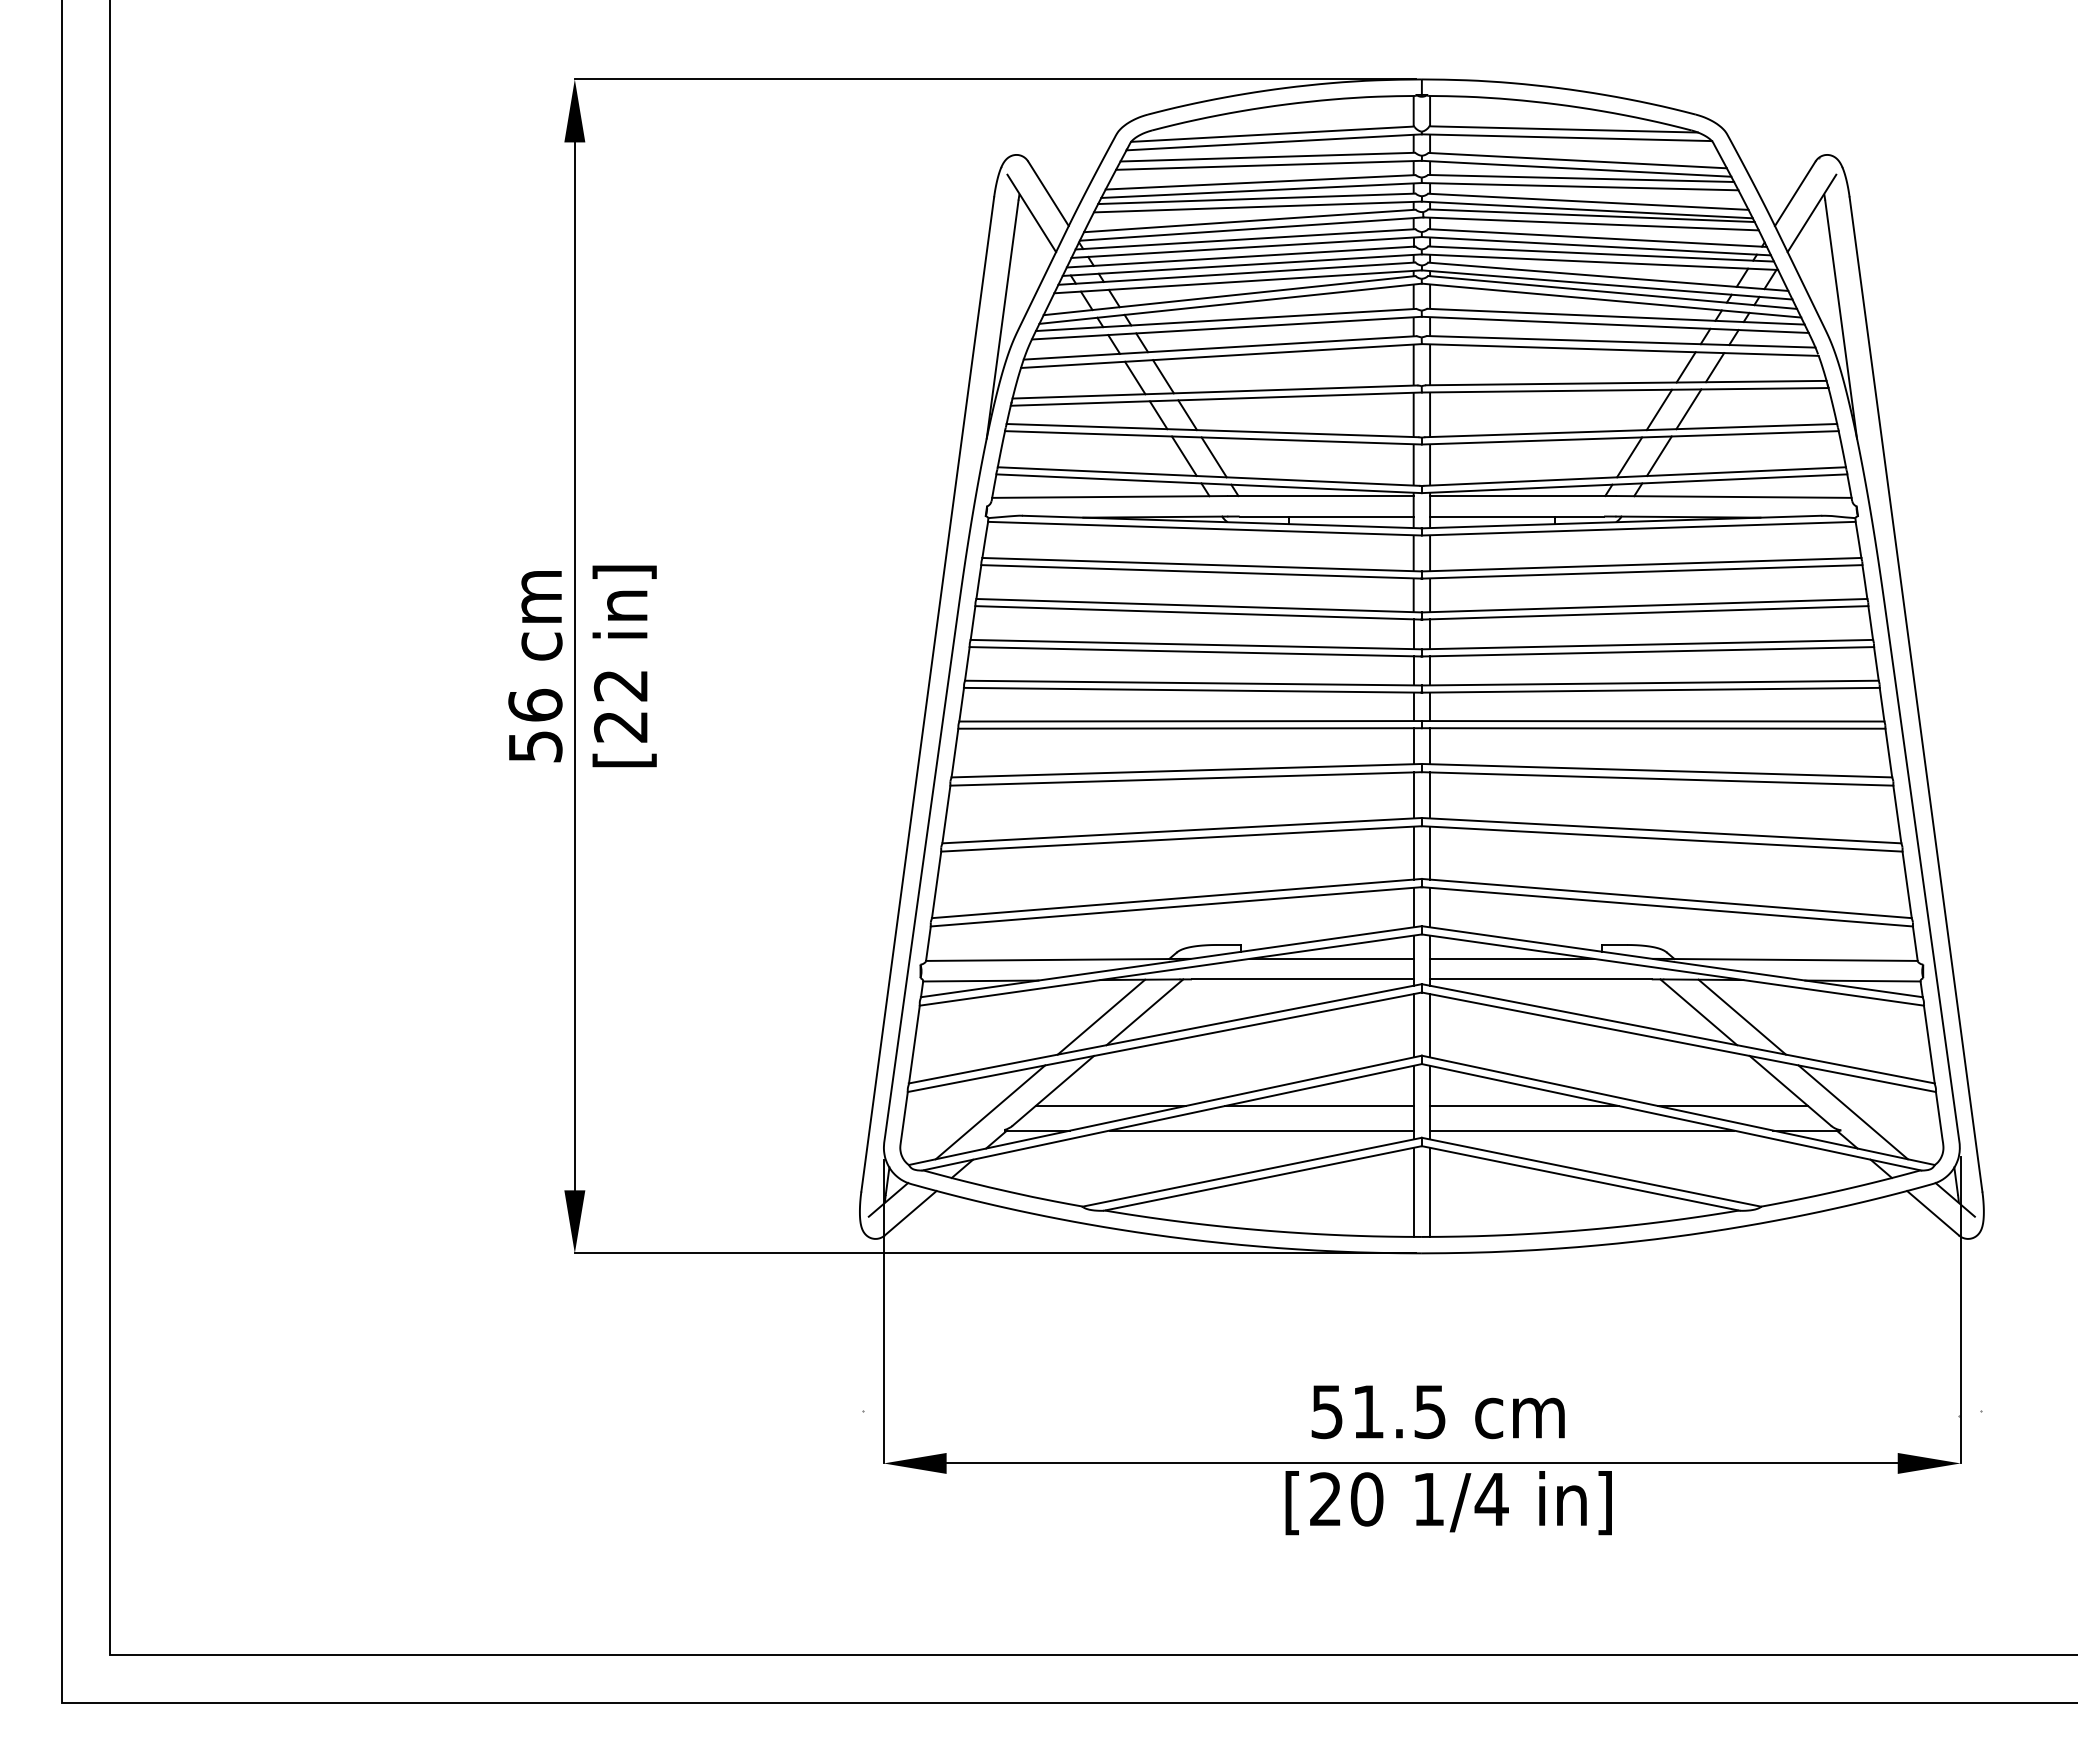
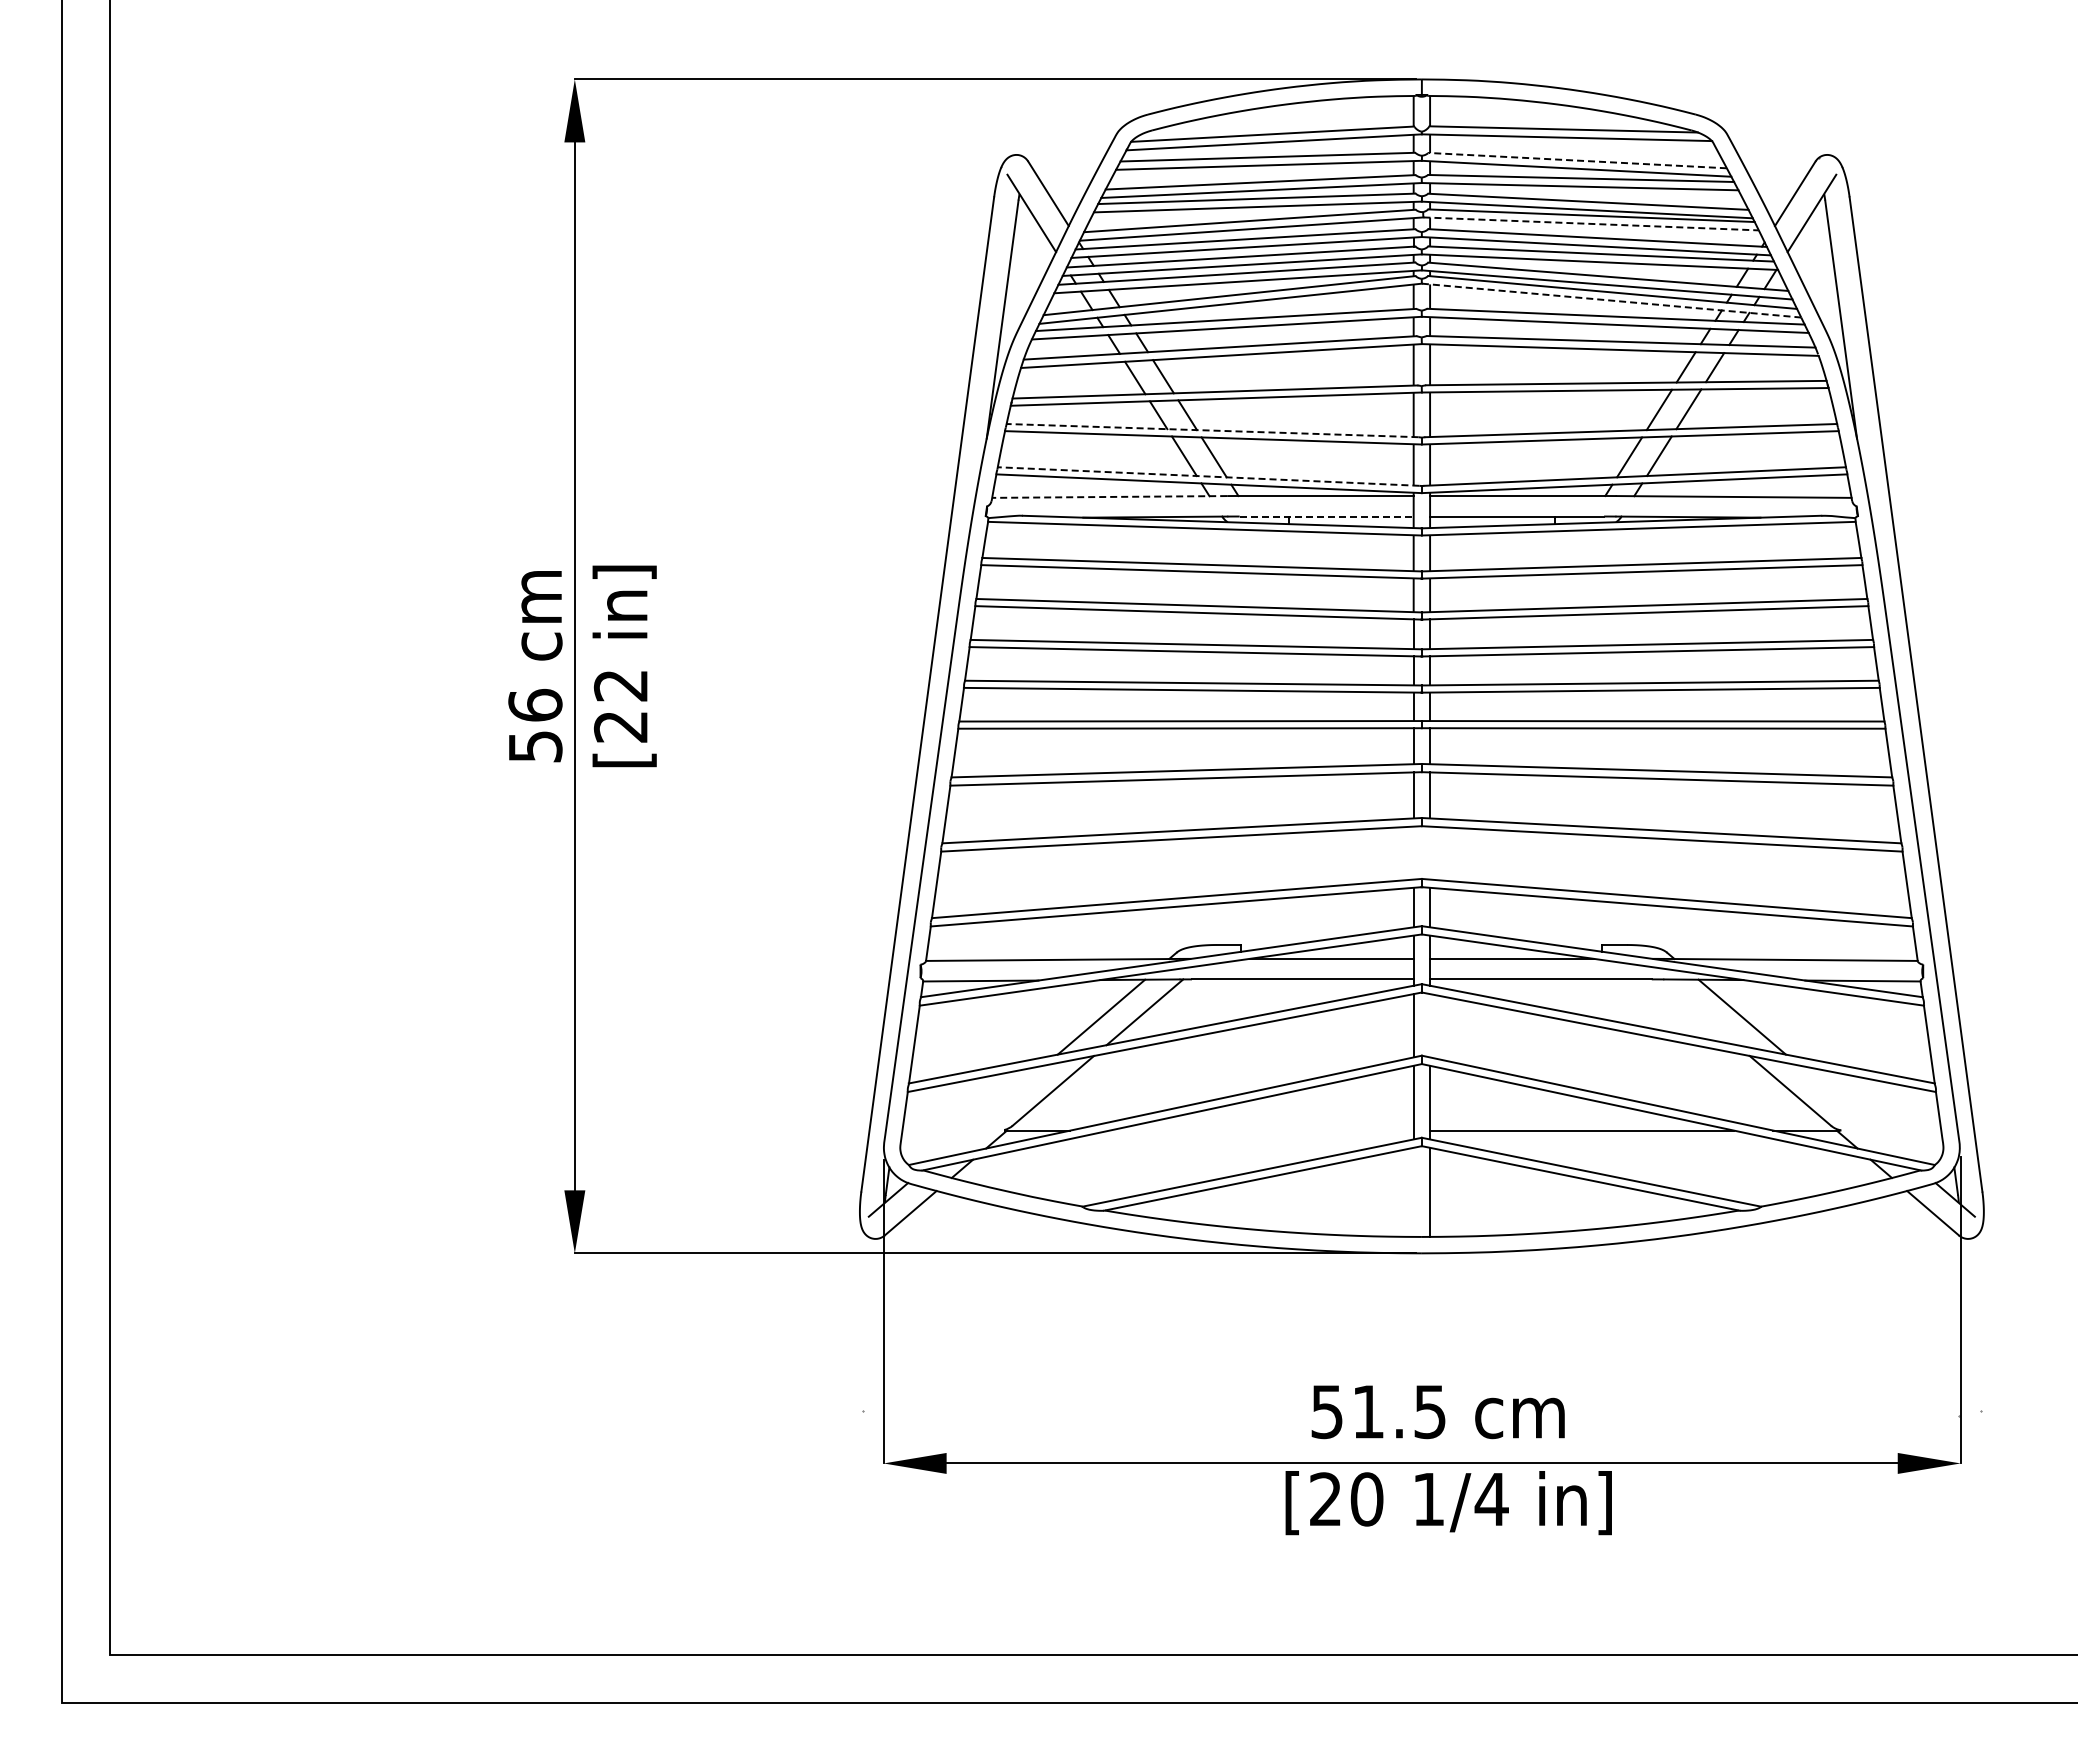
line: solid -> dashed (1577, 160)
line: solid -> dashed (1591, 223)
line: solid -> dashed (1612, 300)
line: solid -> dashed (1212, 430)
line: solid -> dashed (1208, 476)
line: solid -> dashed (1109, 496)
line: solid -> dashed (1327, 516)
line: present -> none (1413, 852)
line: present -> none (1430, 852)
line: present -> none (1698, 1012)
line: present -> none (1430, 1025)
line: present -> none (1110, 1105)
line: present -> none (1319, 1105)
line: present -> none (1524, 1105)
line: present -> none (1732, 1105)
line: present -> none (990, 1112)
line: present -> none (1852, 1112)
line: present -> none (1261, 1130)
line: present -> none (1413, 1191)
